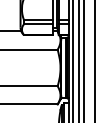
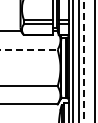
line: solid -> dashed (29, 49)
line: solid -> dashed (84, 61)
